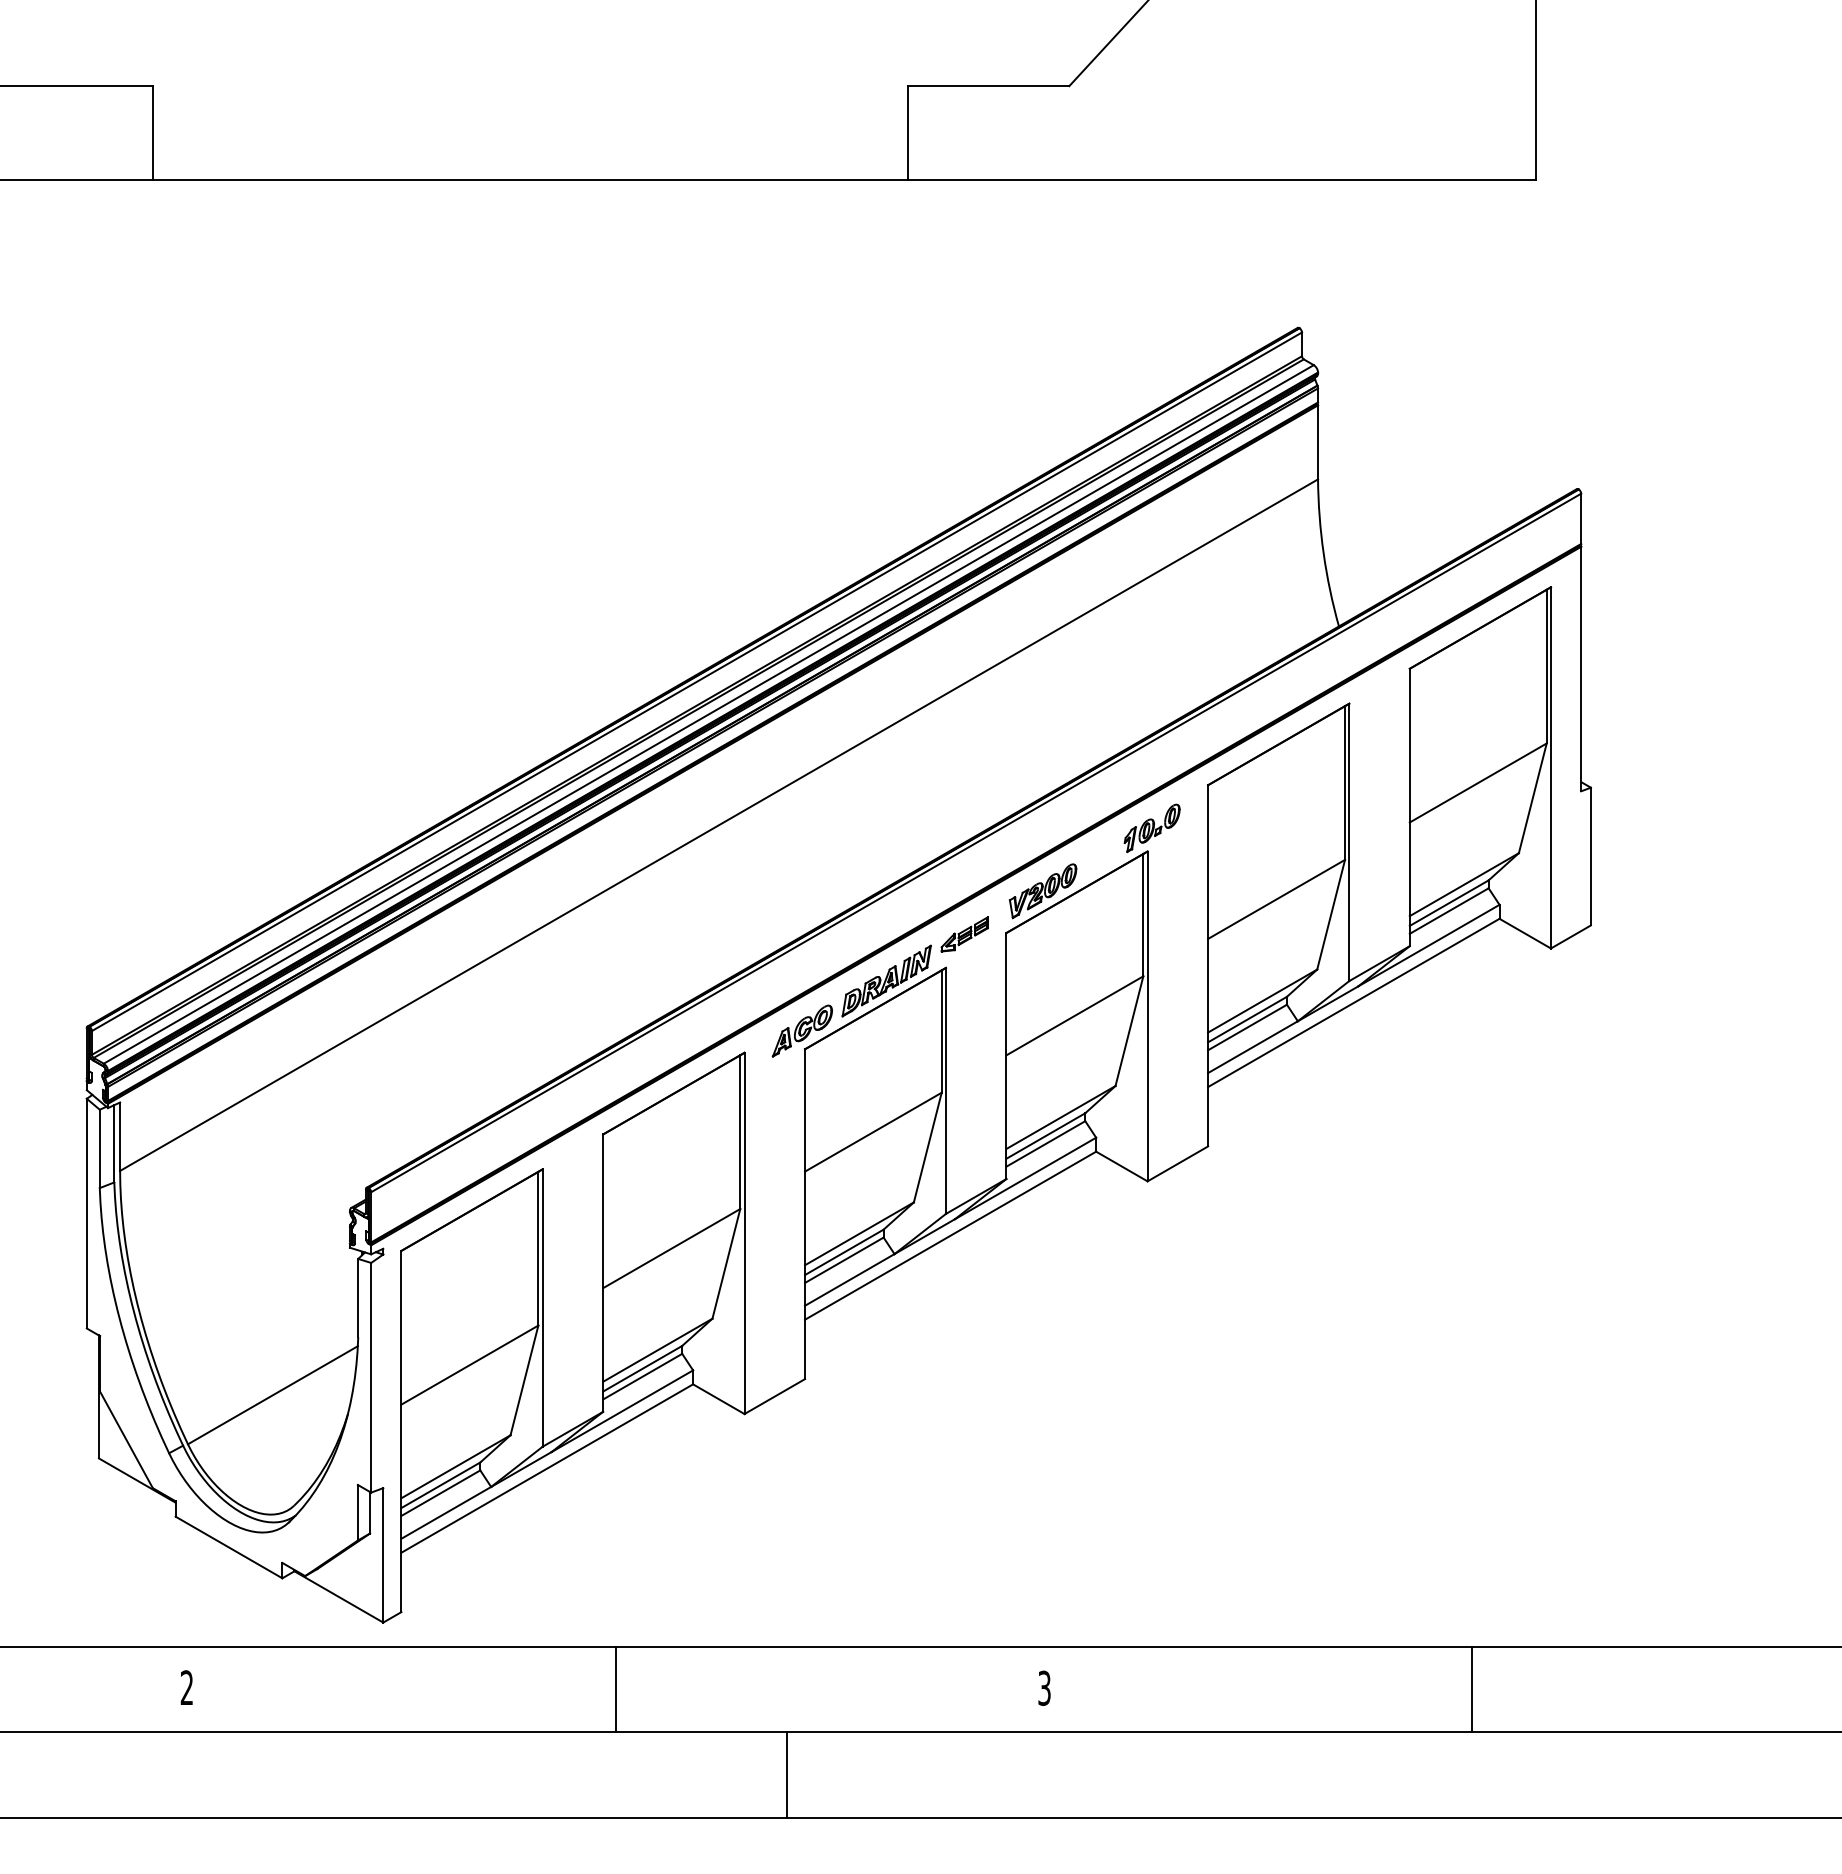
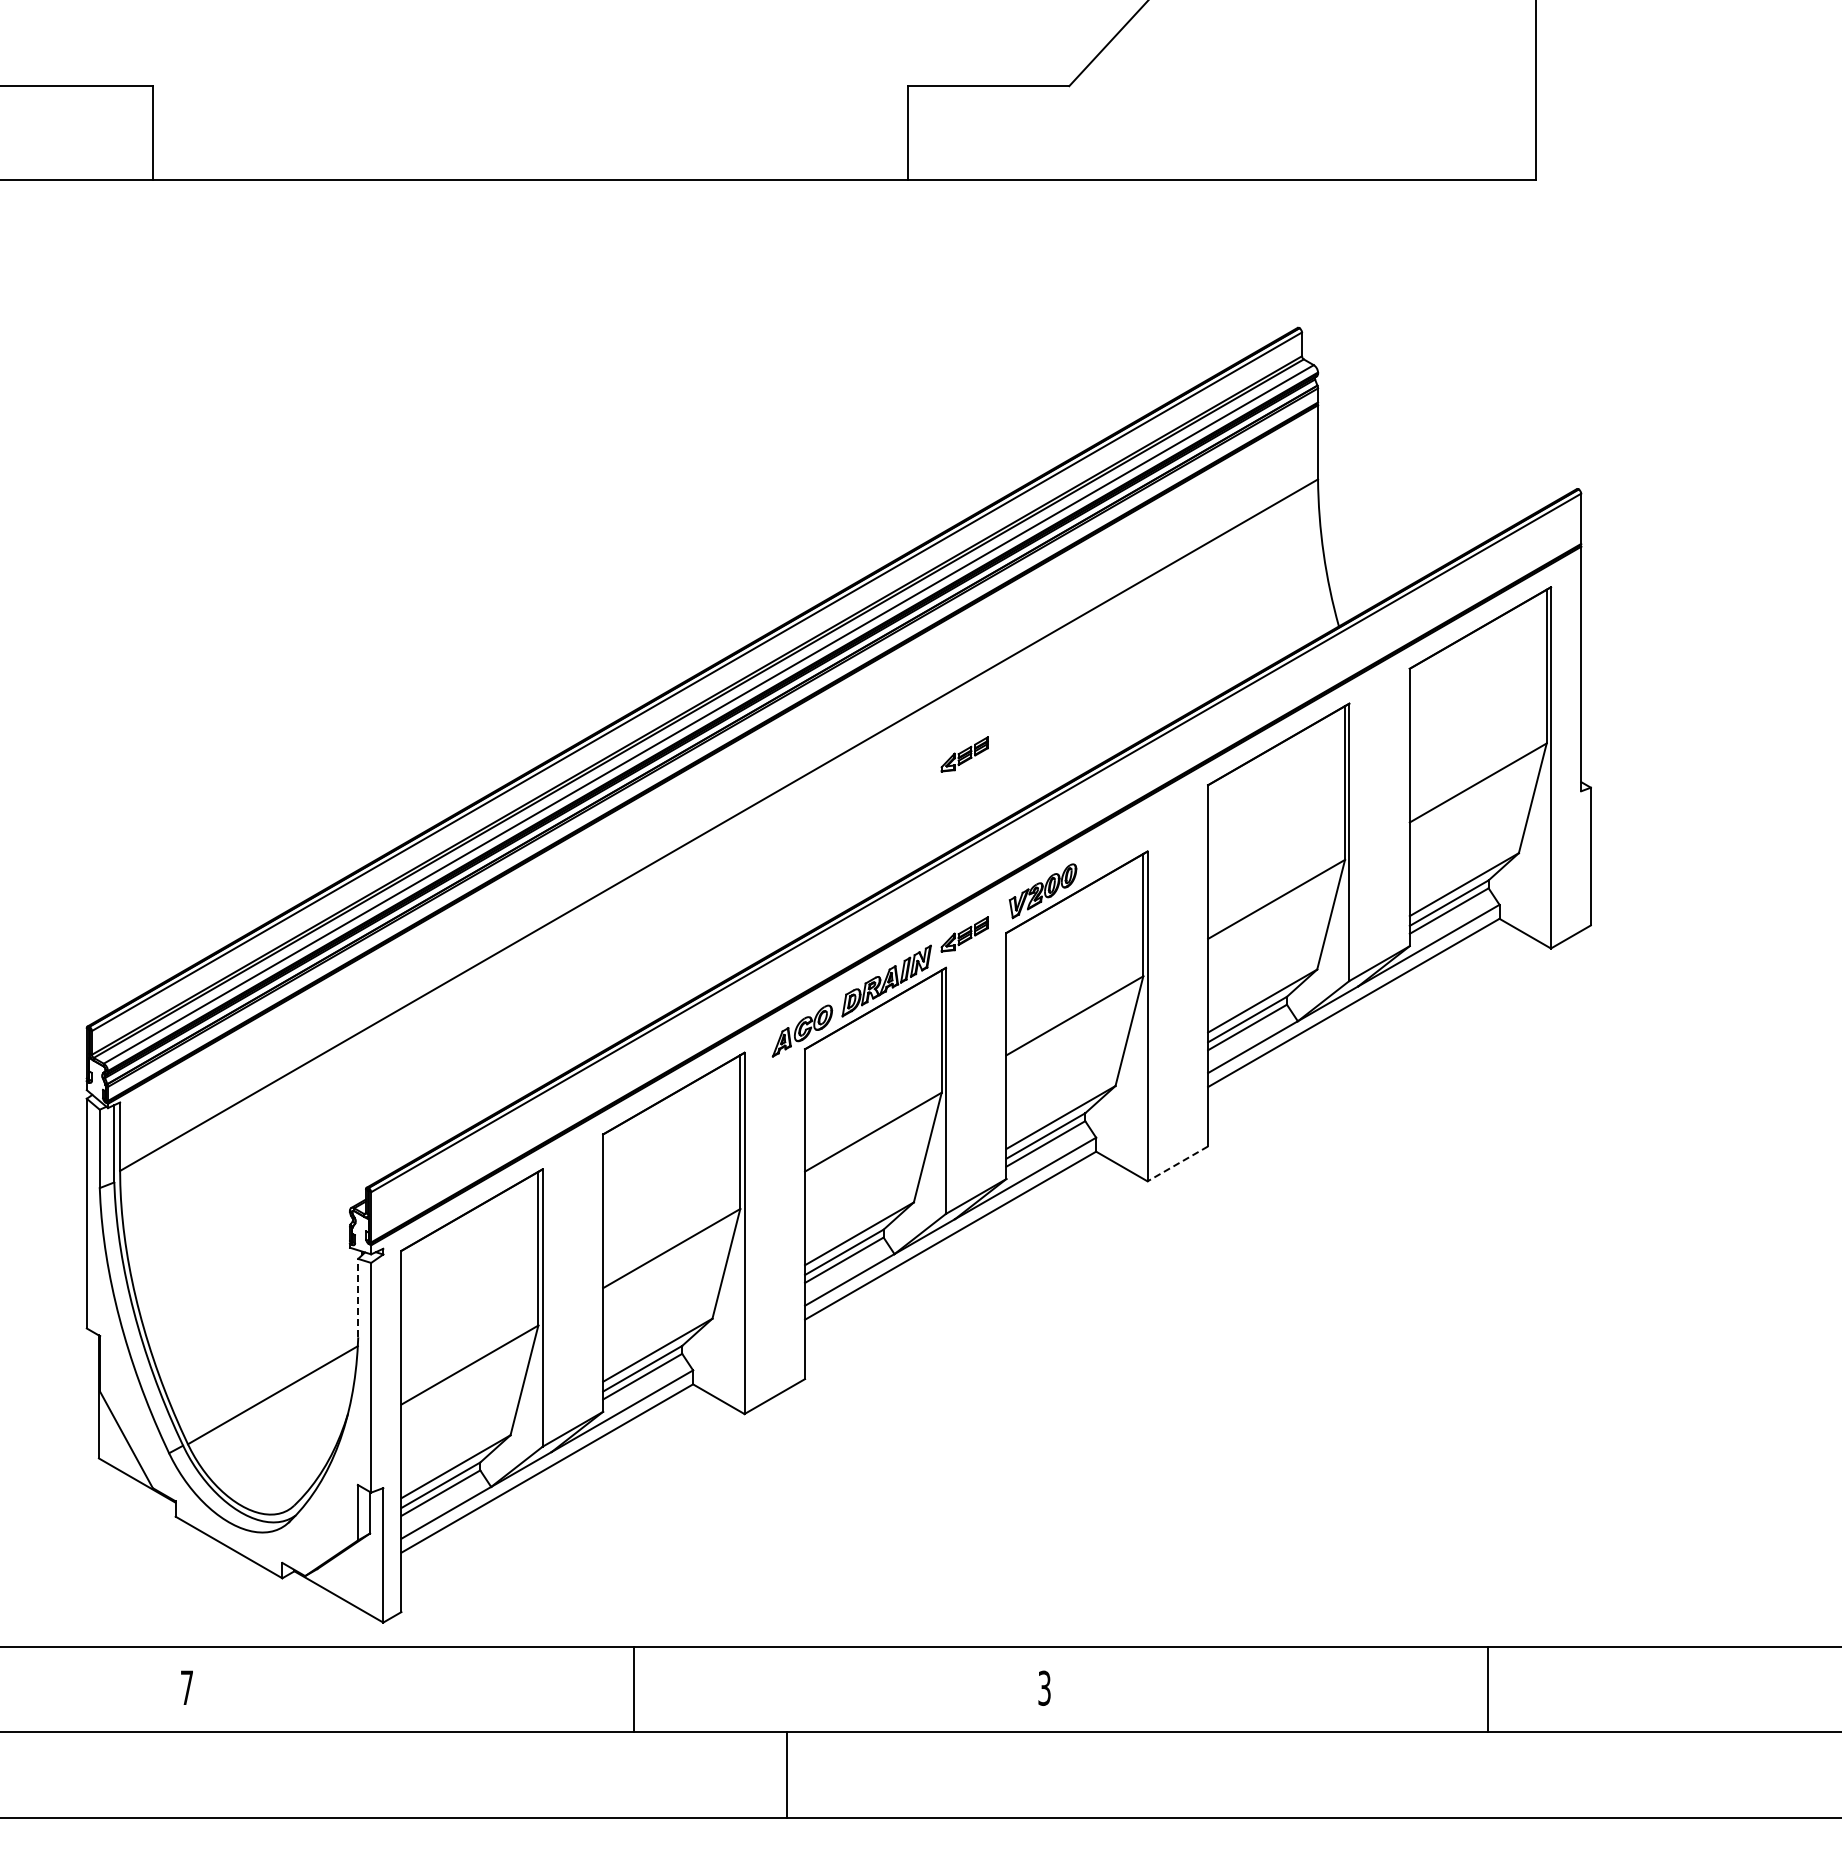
part: none -> present (964, 754)
part: present -> none (1151, 827)
line: solid -> dashed (1177, 1163)
line: solid -> dashed (358, 1297)
text: 2 -> 7 (186, 1687)
line position: (616, 1689) -> (634, 1689) (634, 1689)
line position: (1471, 1689) -> (1487, 1689) (1487, 1689)
